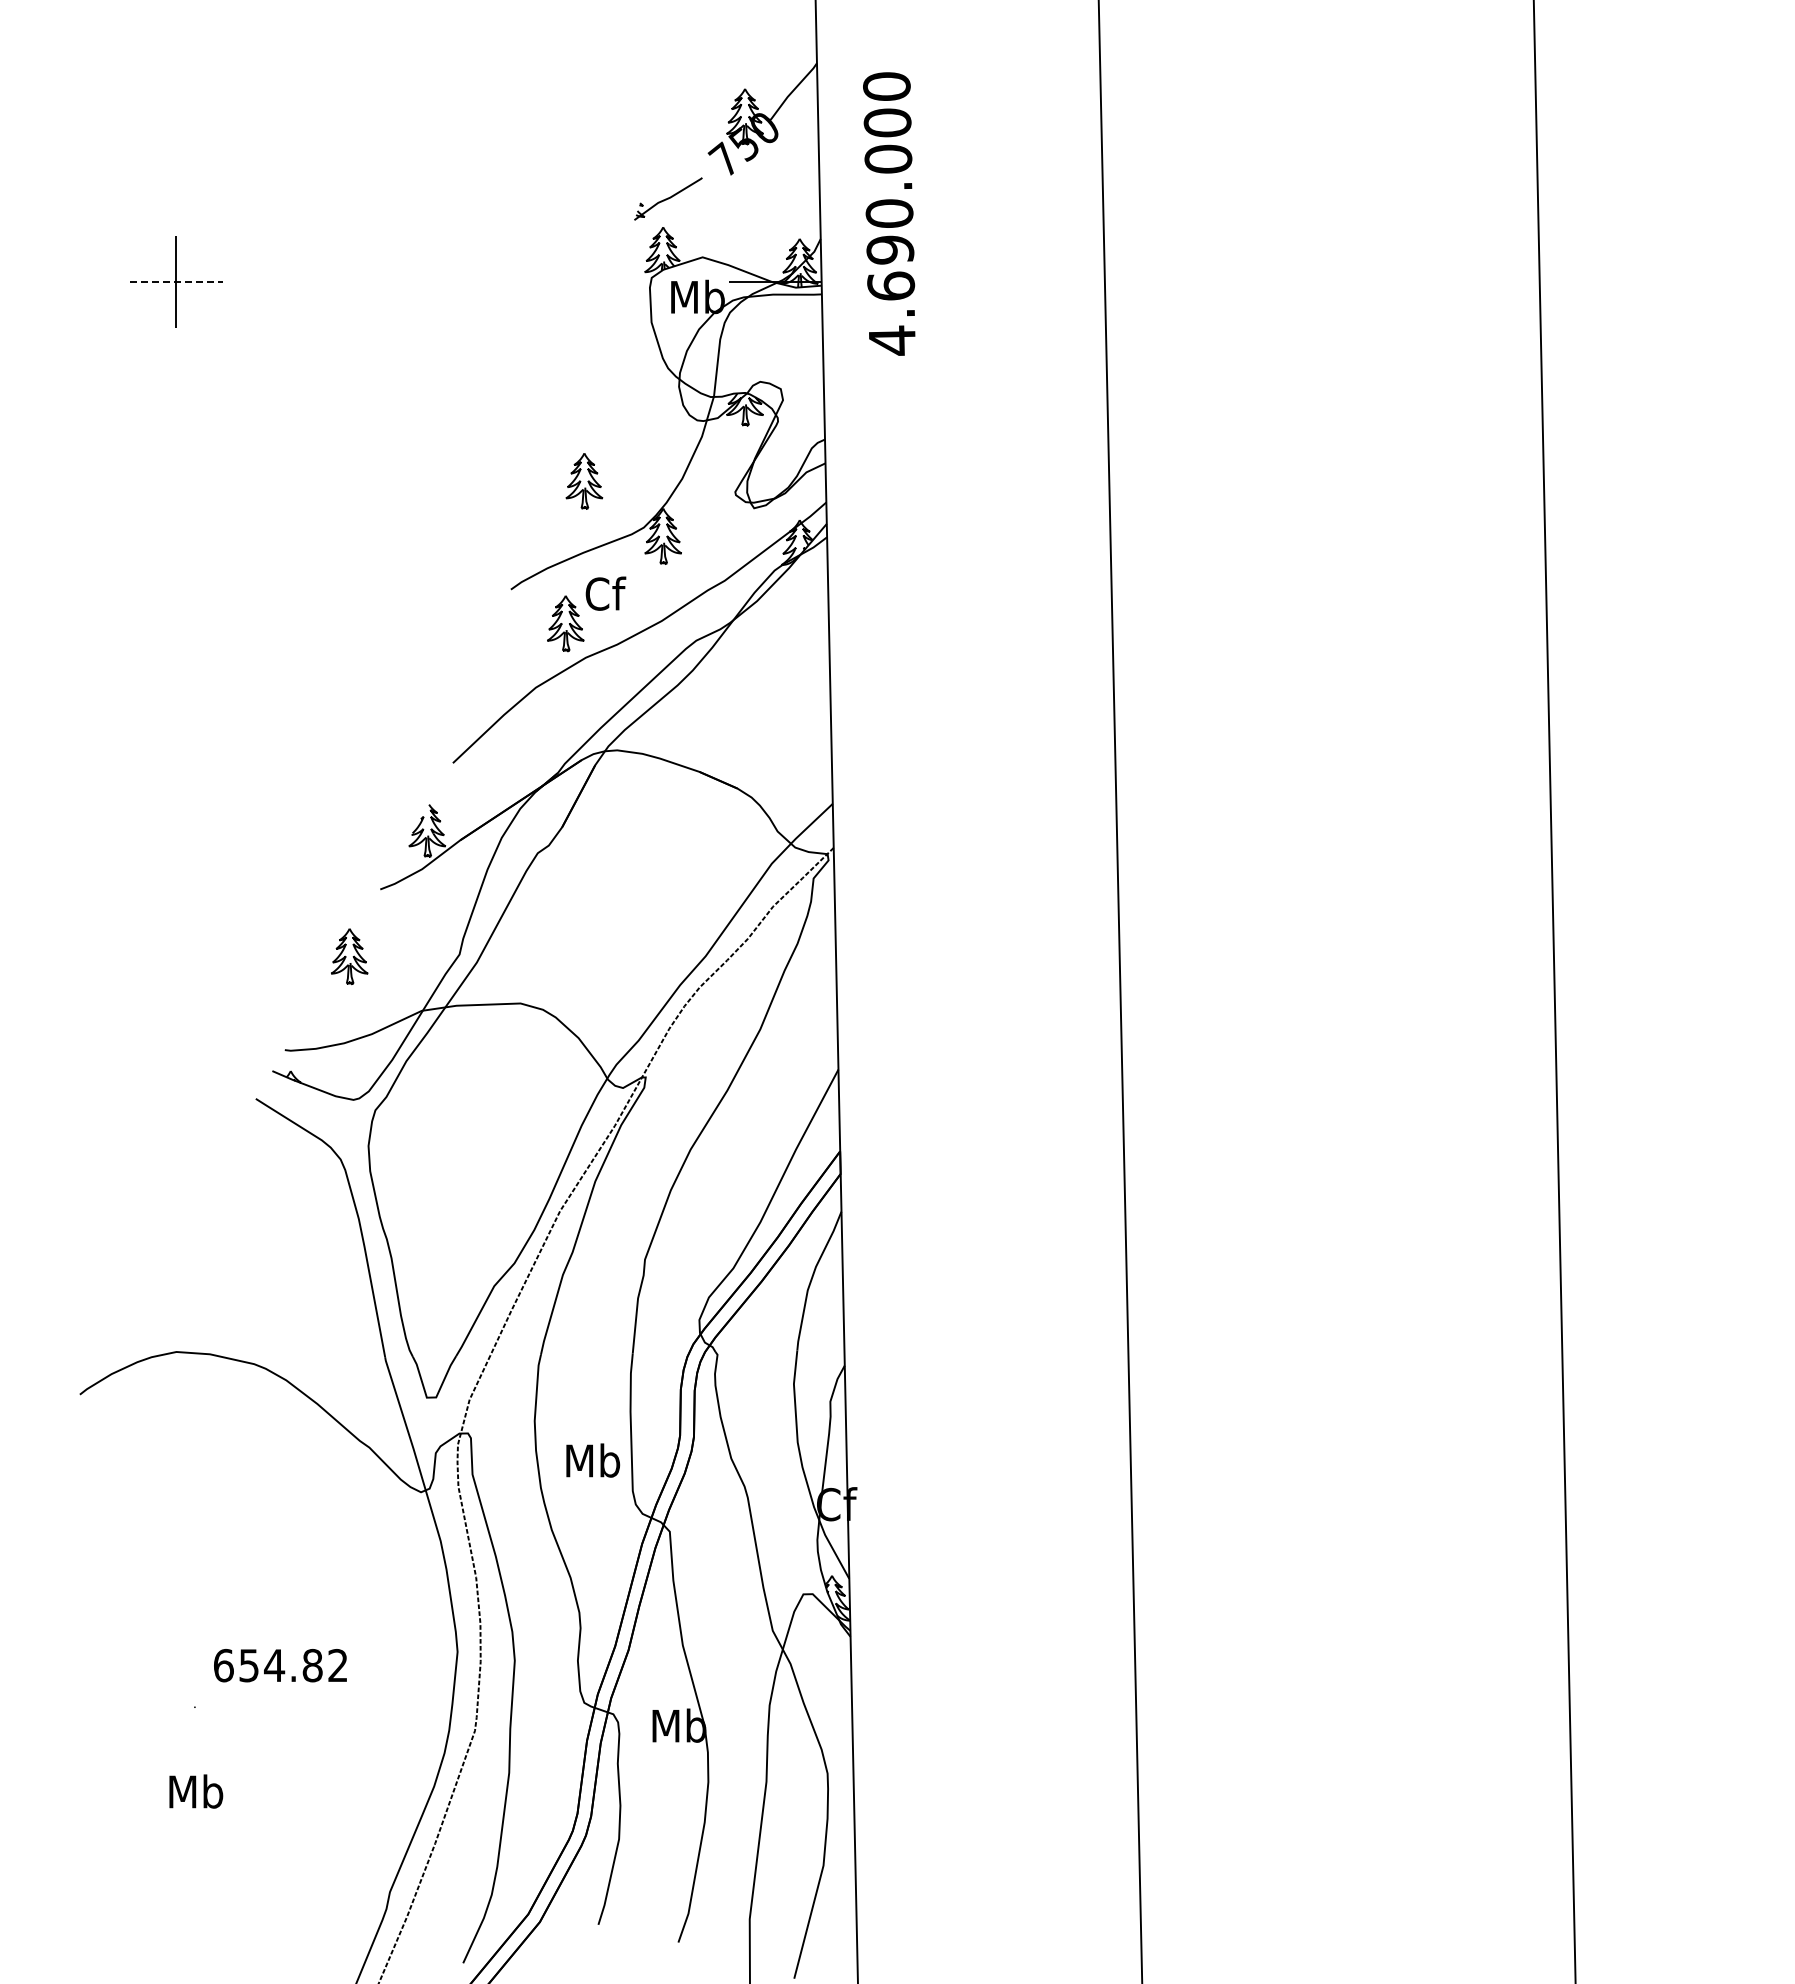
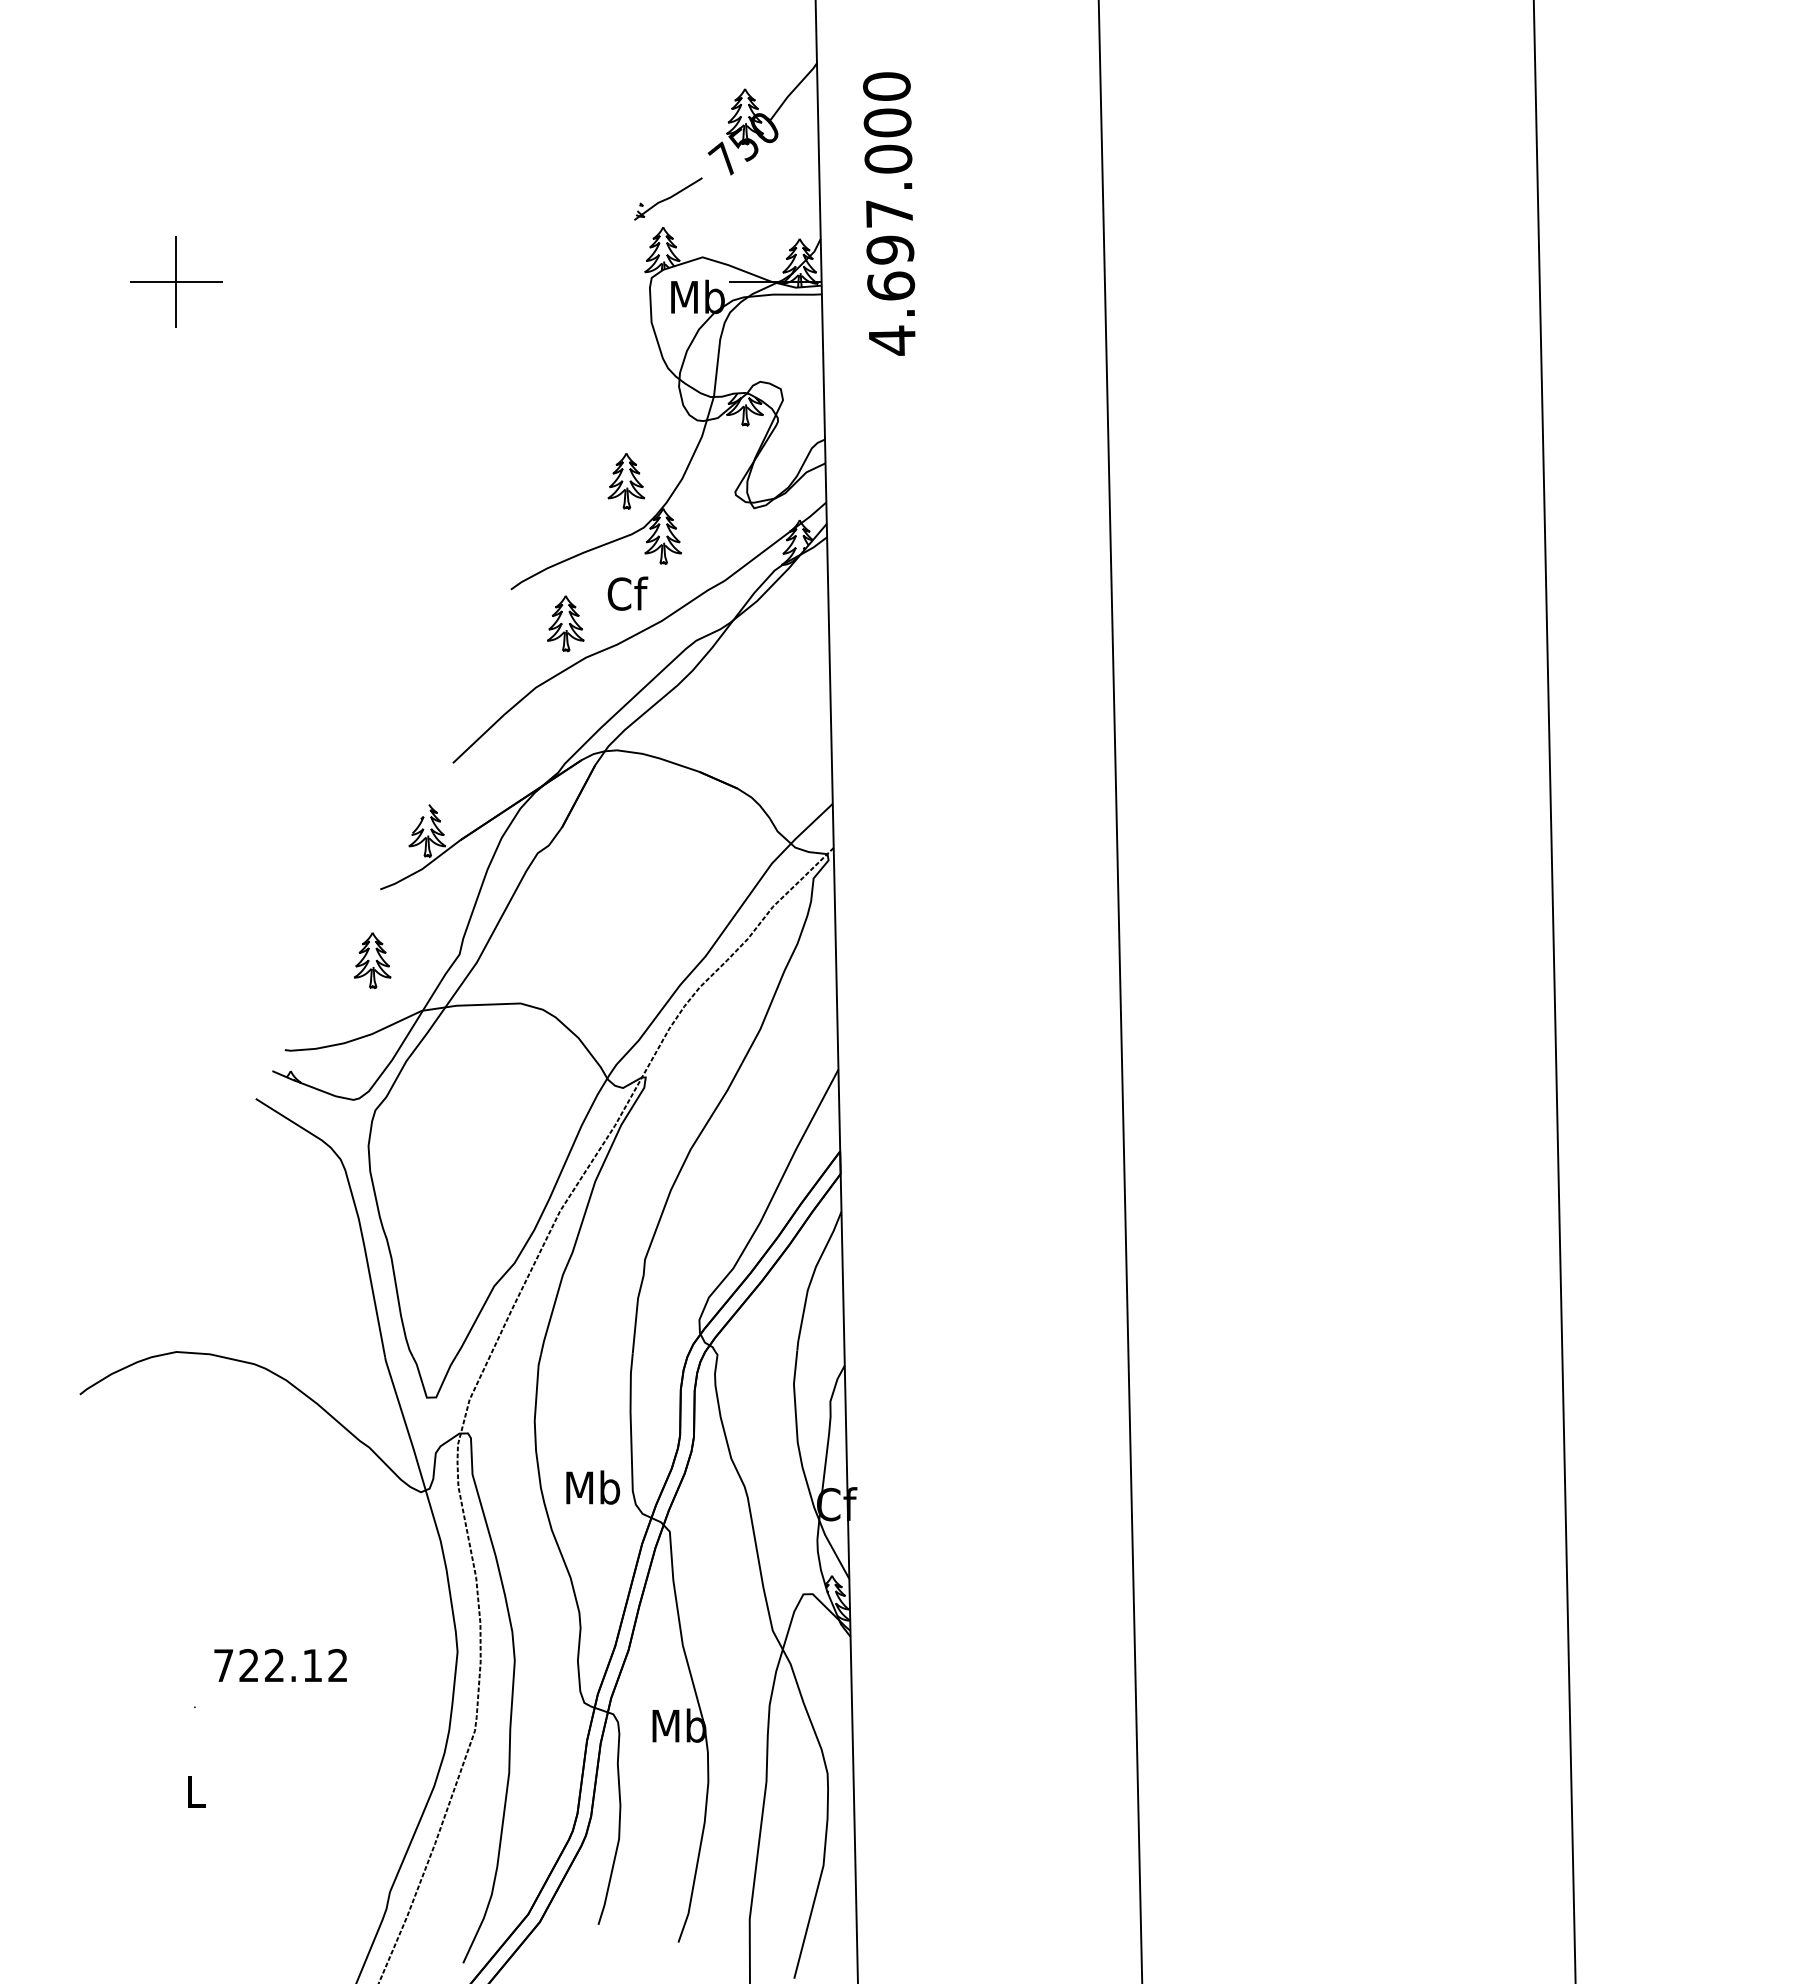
text: 4.690.000 -> 4.697.000 (889, 213)
line: dashed -> solid (176, 282)
part position: (584, 481) -> (626, 481) (626, 481)
text position: (605, 593) -> (627, 593) (627, 593)
part position: (349, 956) -> (372, 960) (372, 960)
text position: (593, 1460) -> (593, 1487) (593, 1487)
text: 654.82 -> 722.12 (268, 1665)
text: Mb -> L (196, 1791)
